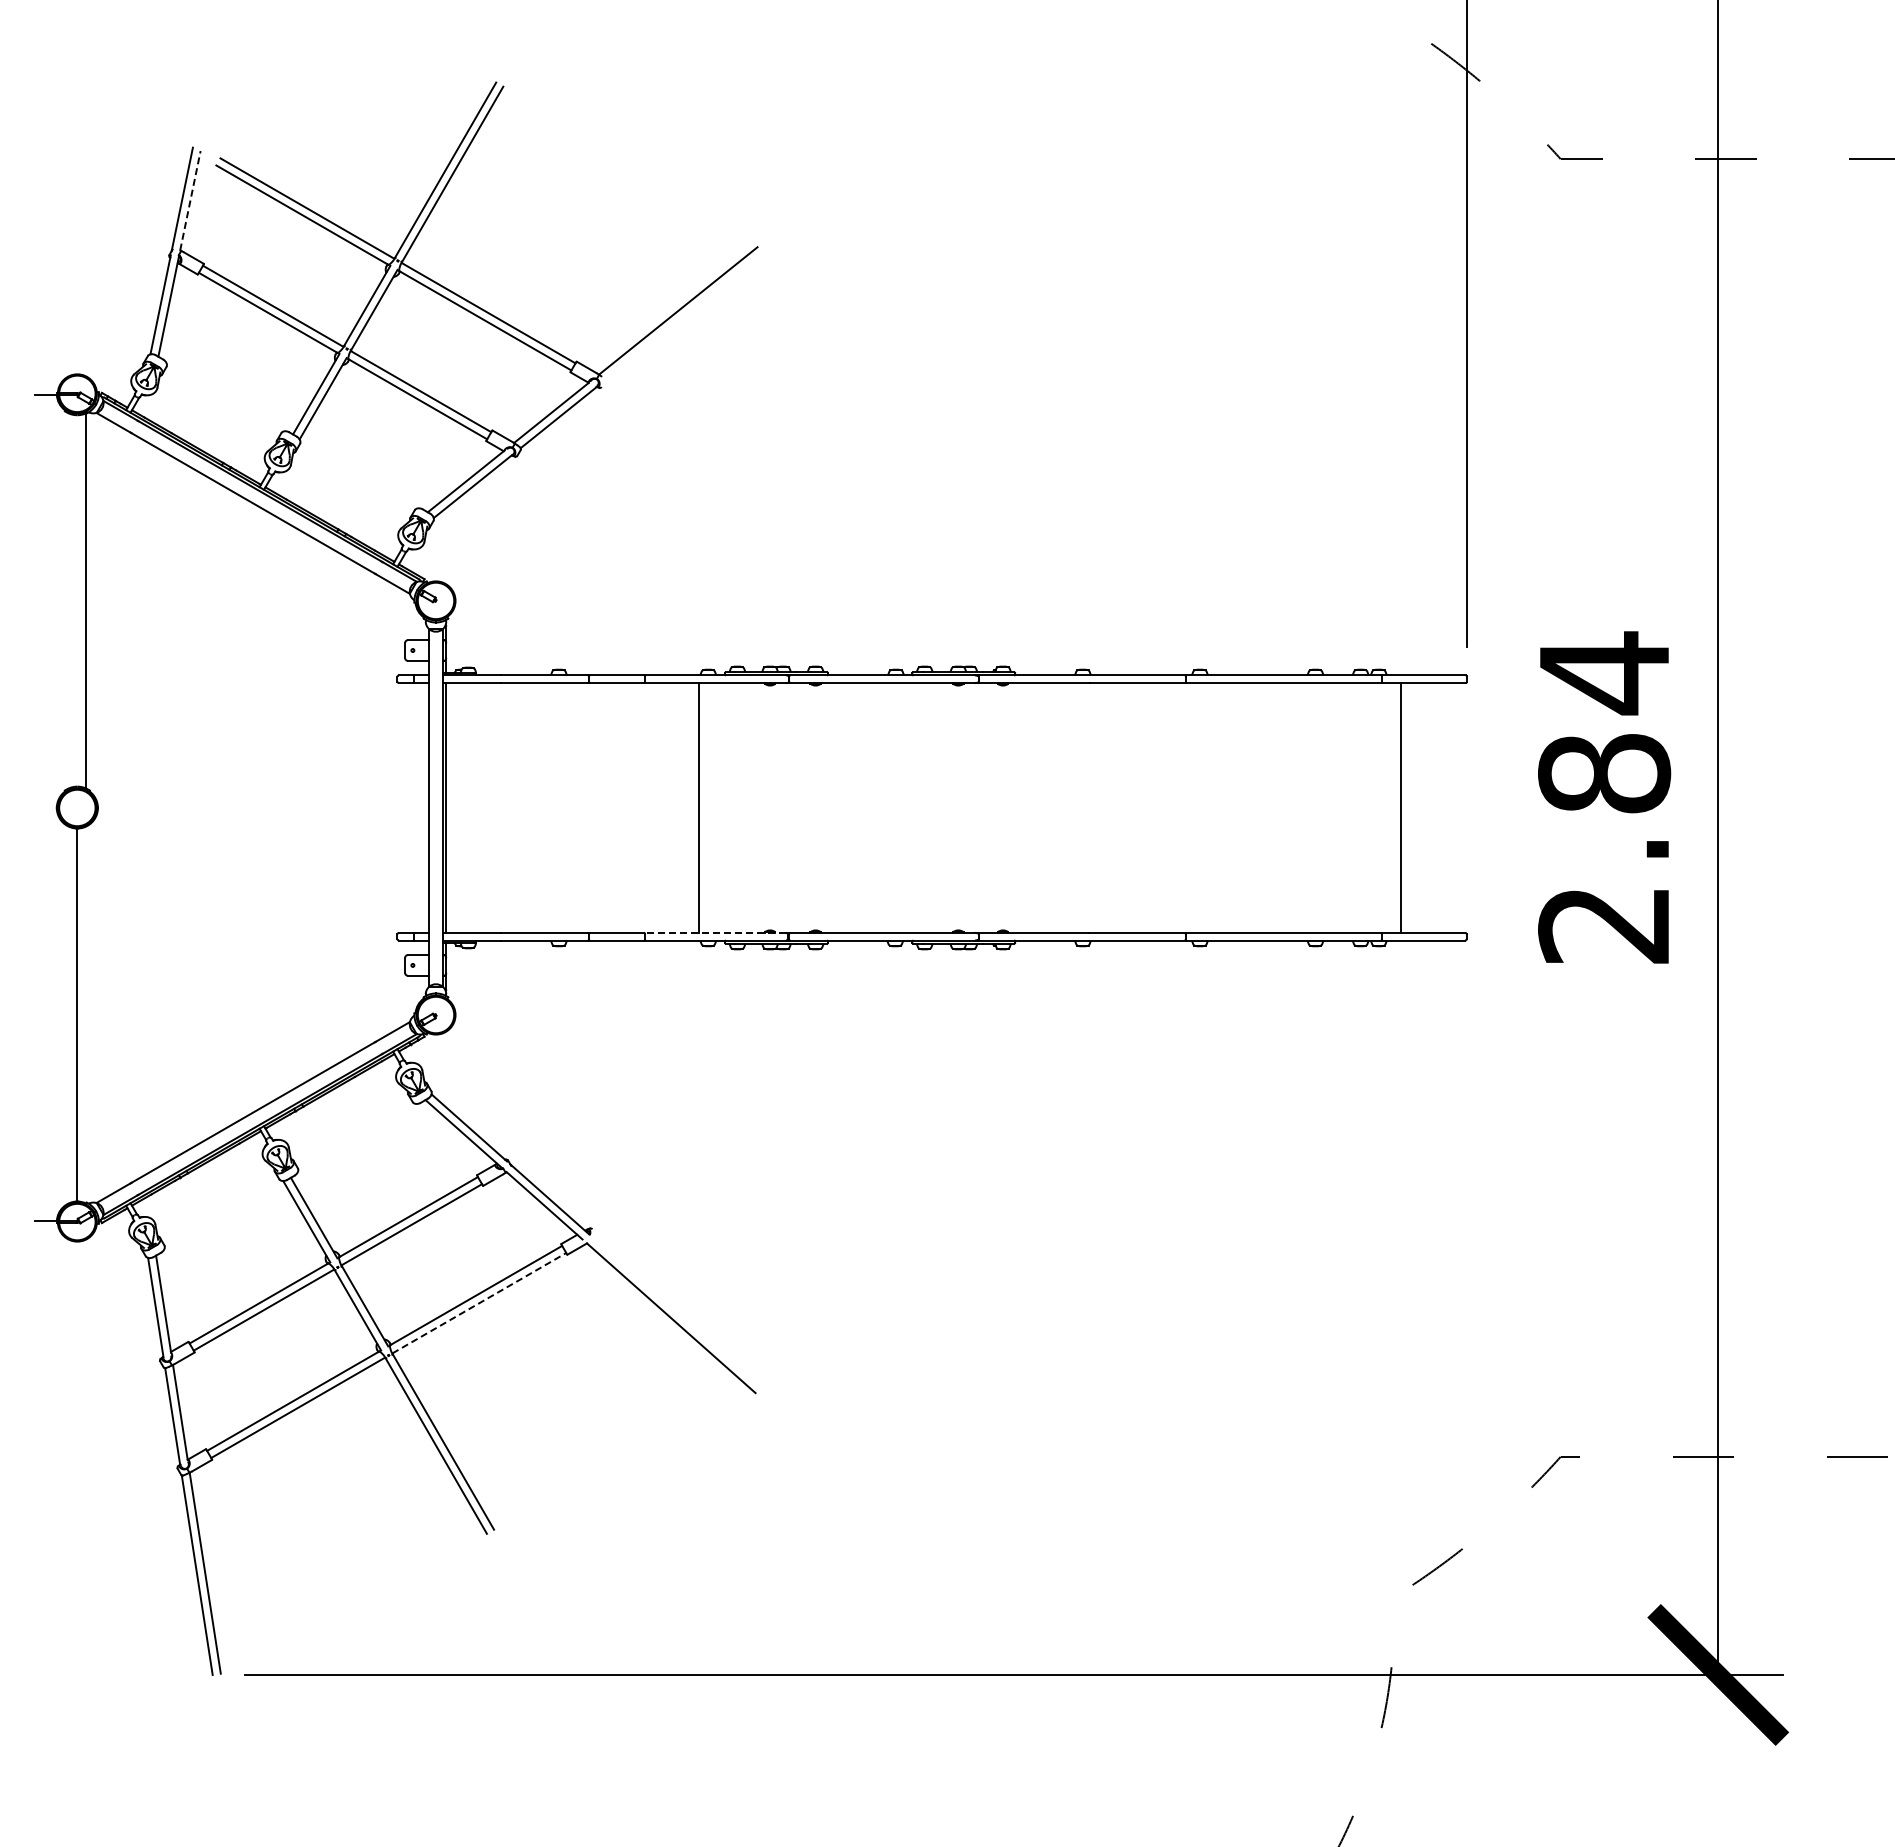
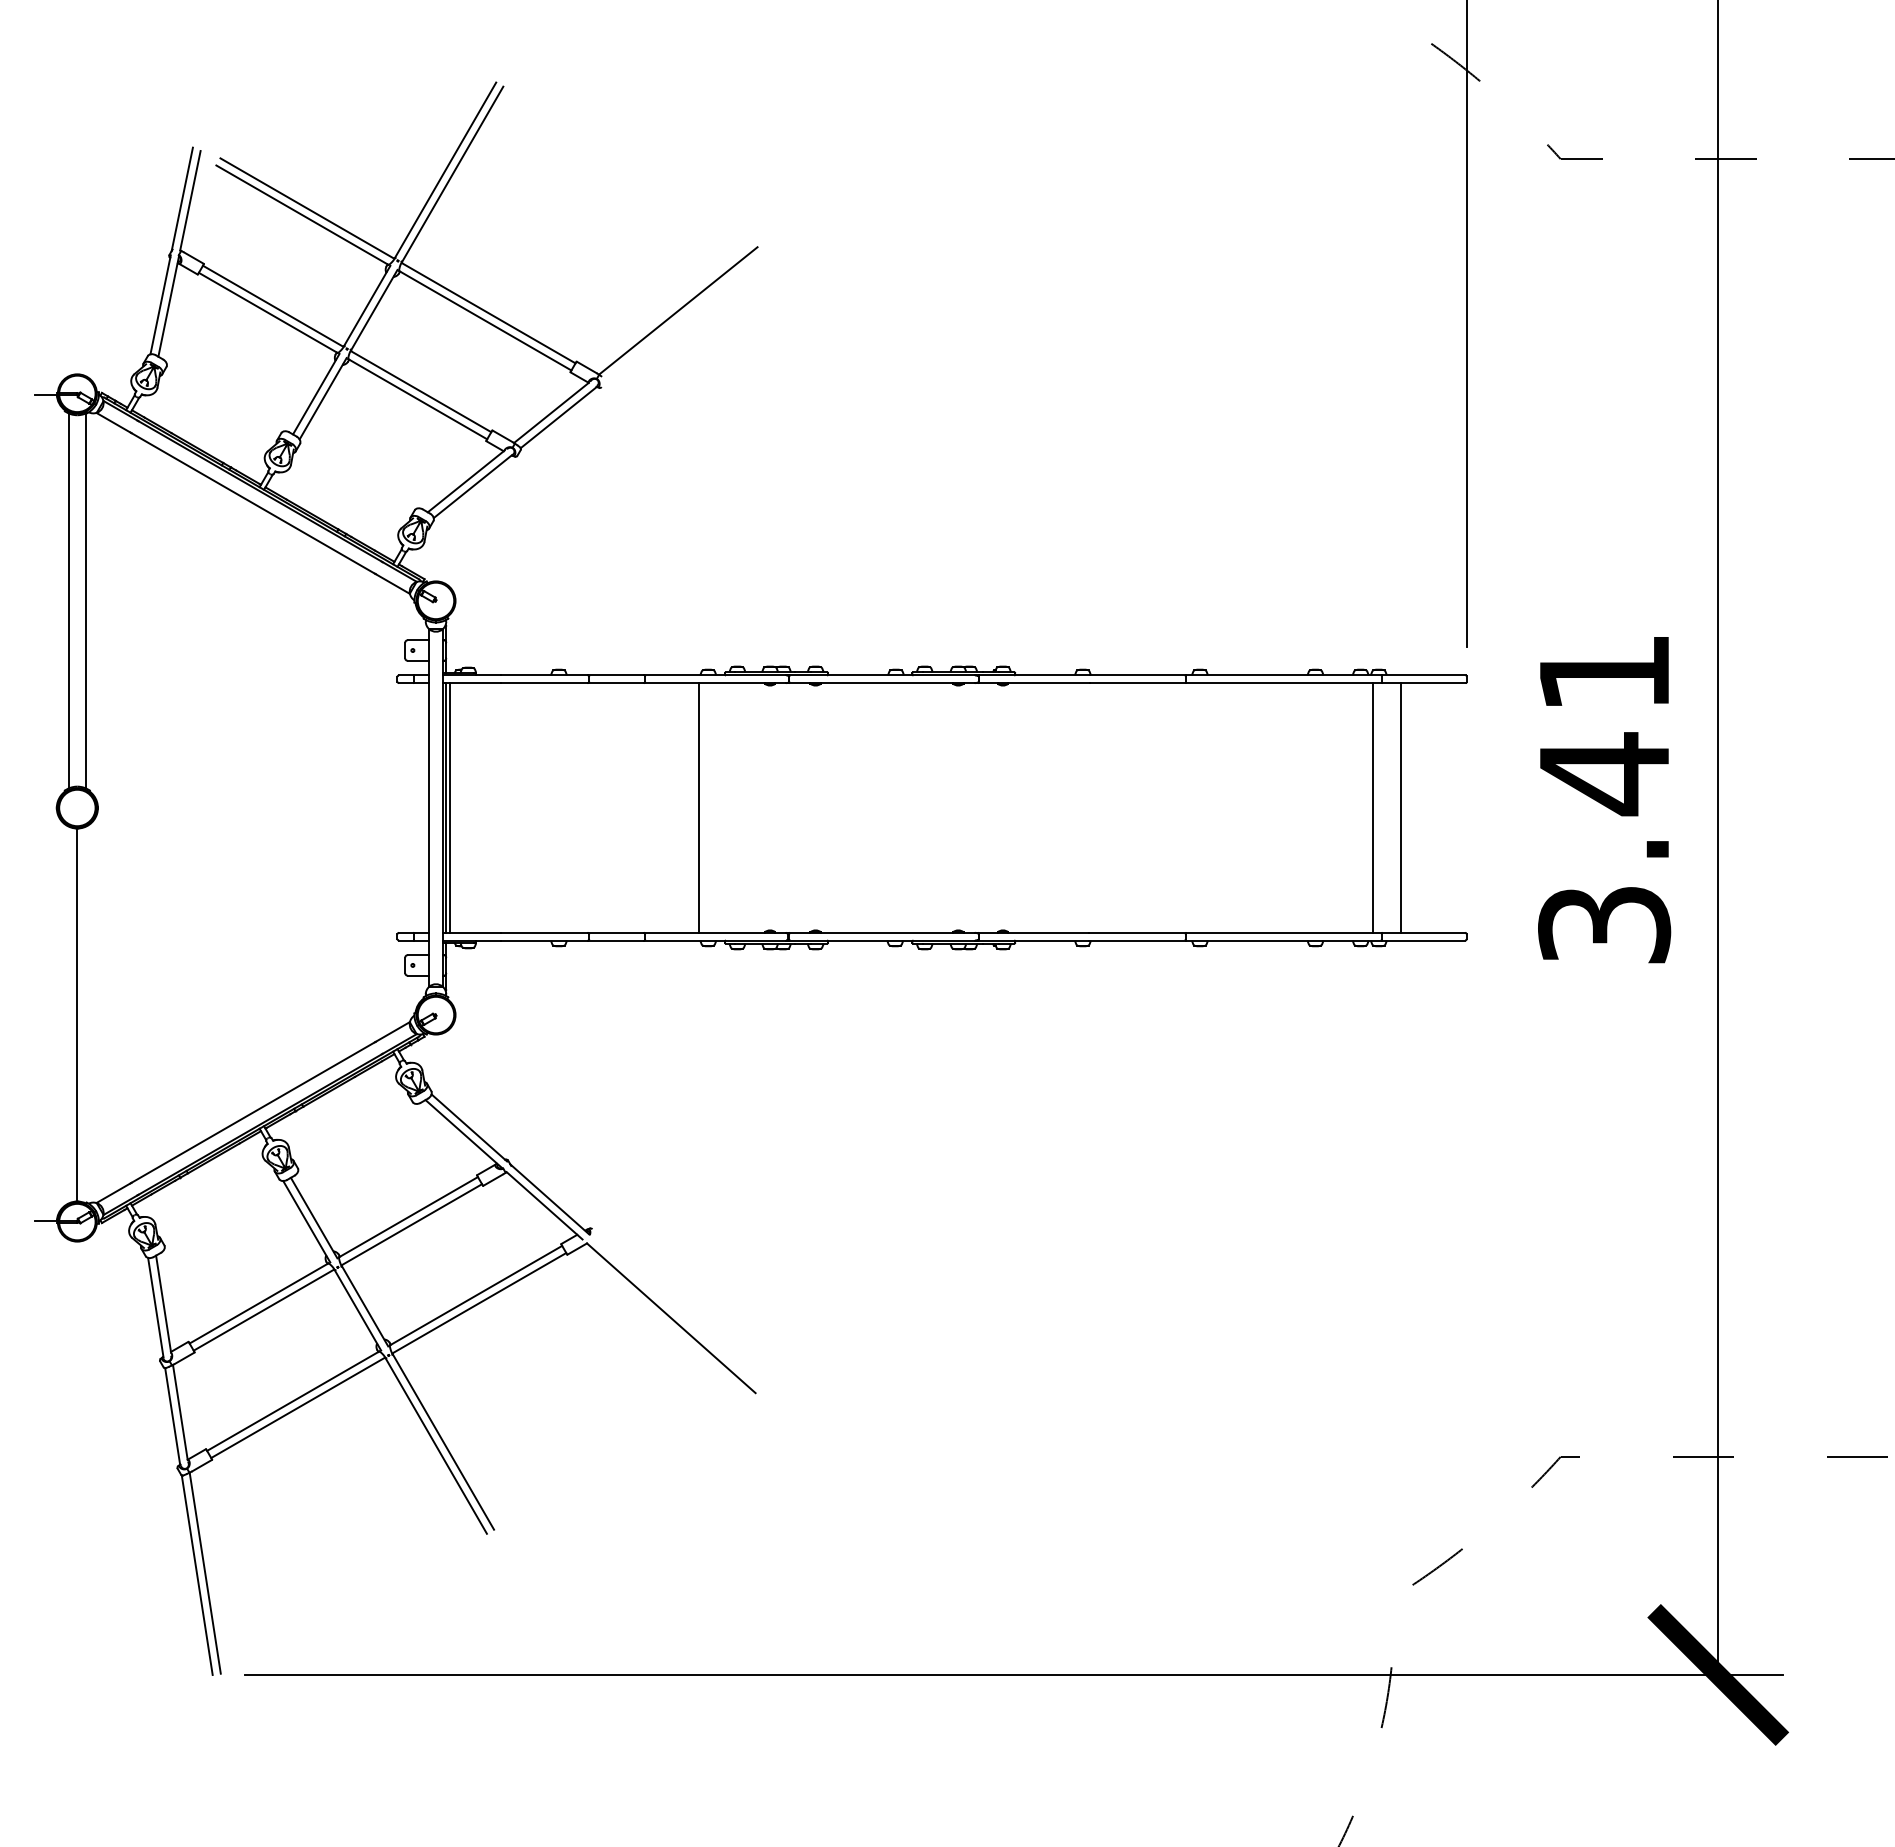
line: dashed -> solid (190, 200)
line: none -> present (68, 600)
text: 2.84 -> 3.41 (1604, 797)
line: none -> present (449, 807)
line: none -> present (1372, 807)
line: dashed -> solid (714, 932)
line: dashed -> solid (479, 1302)
